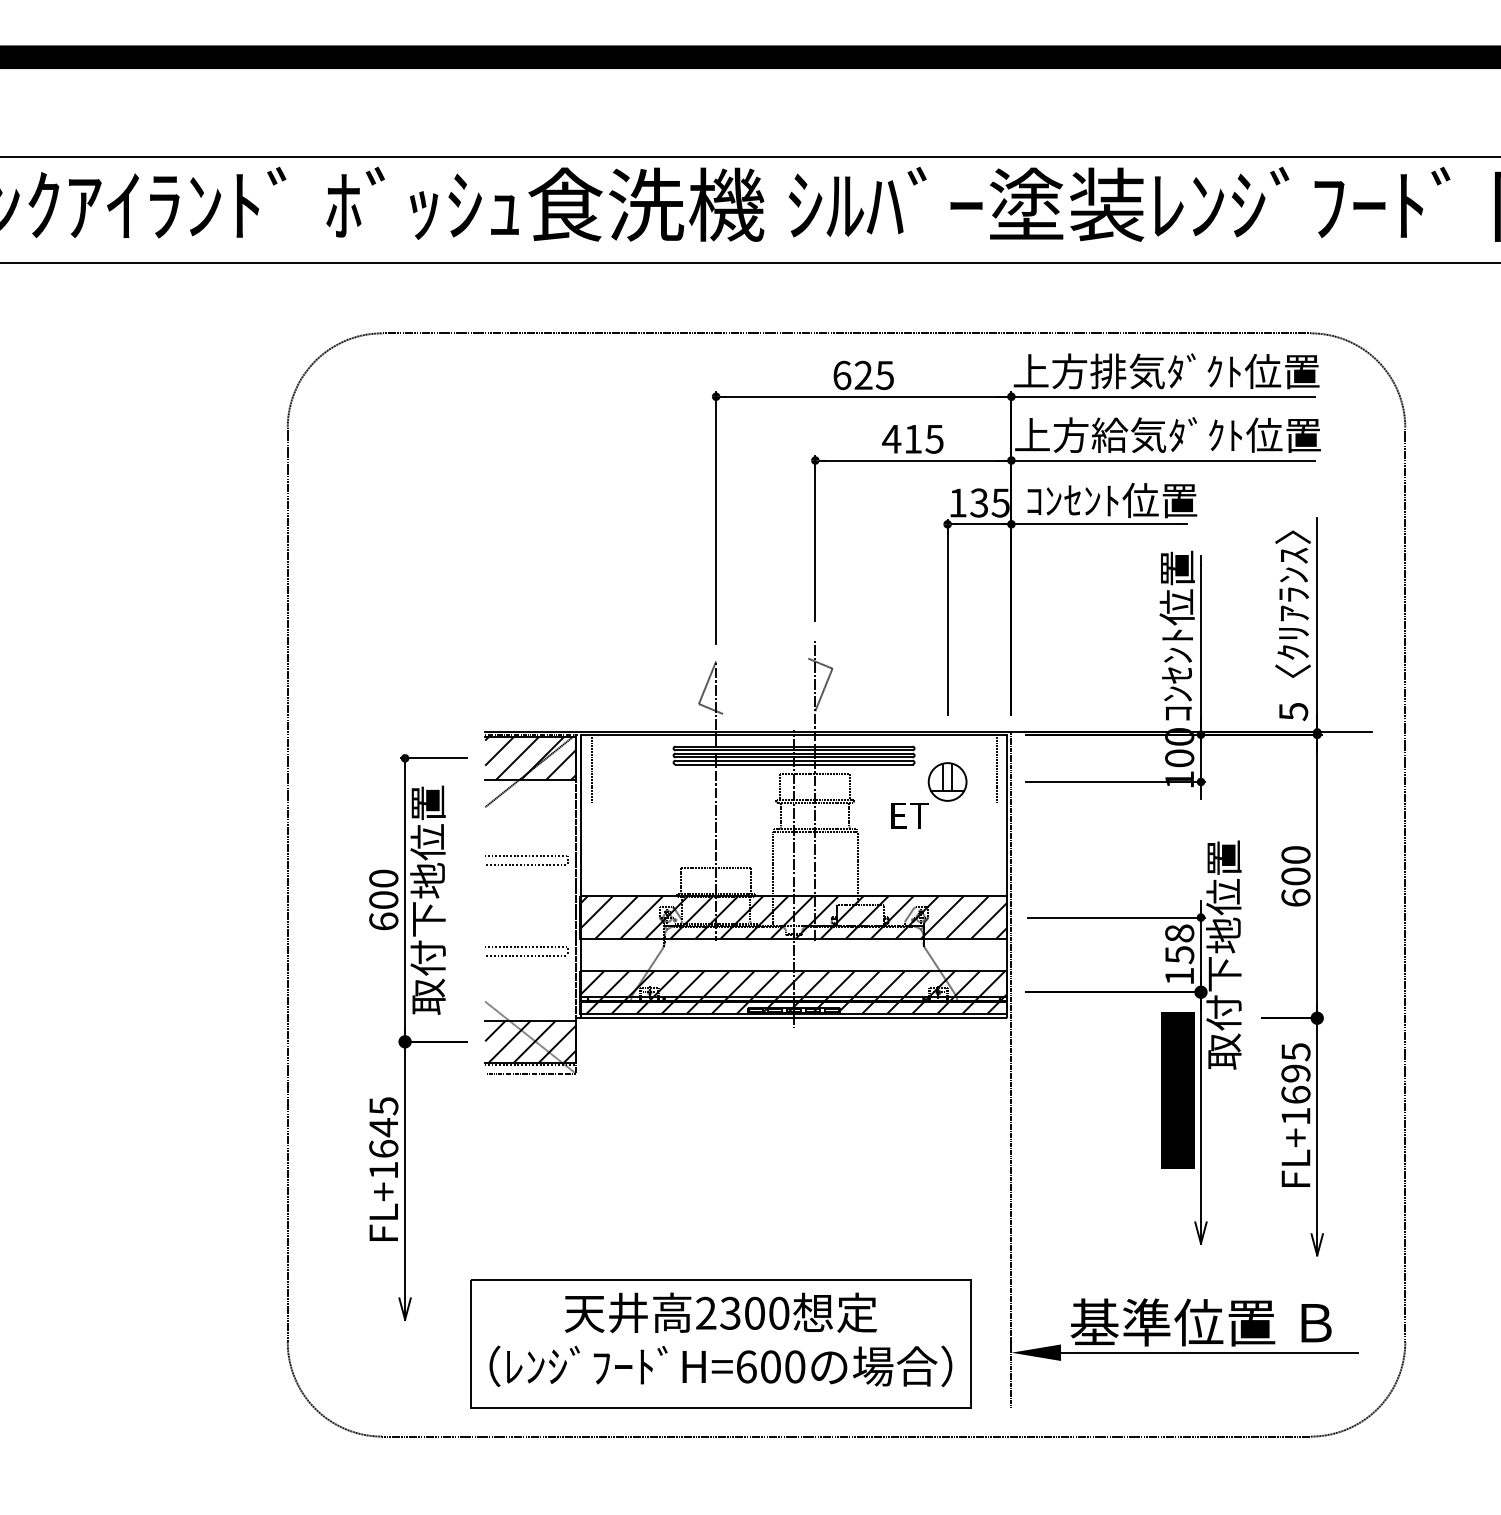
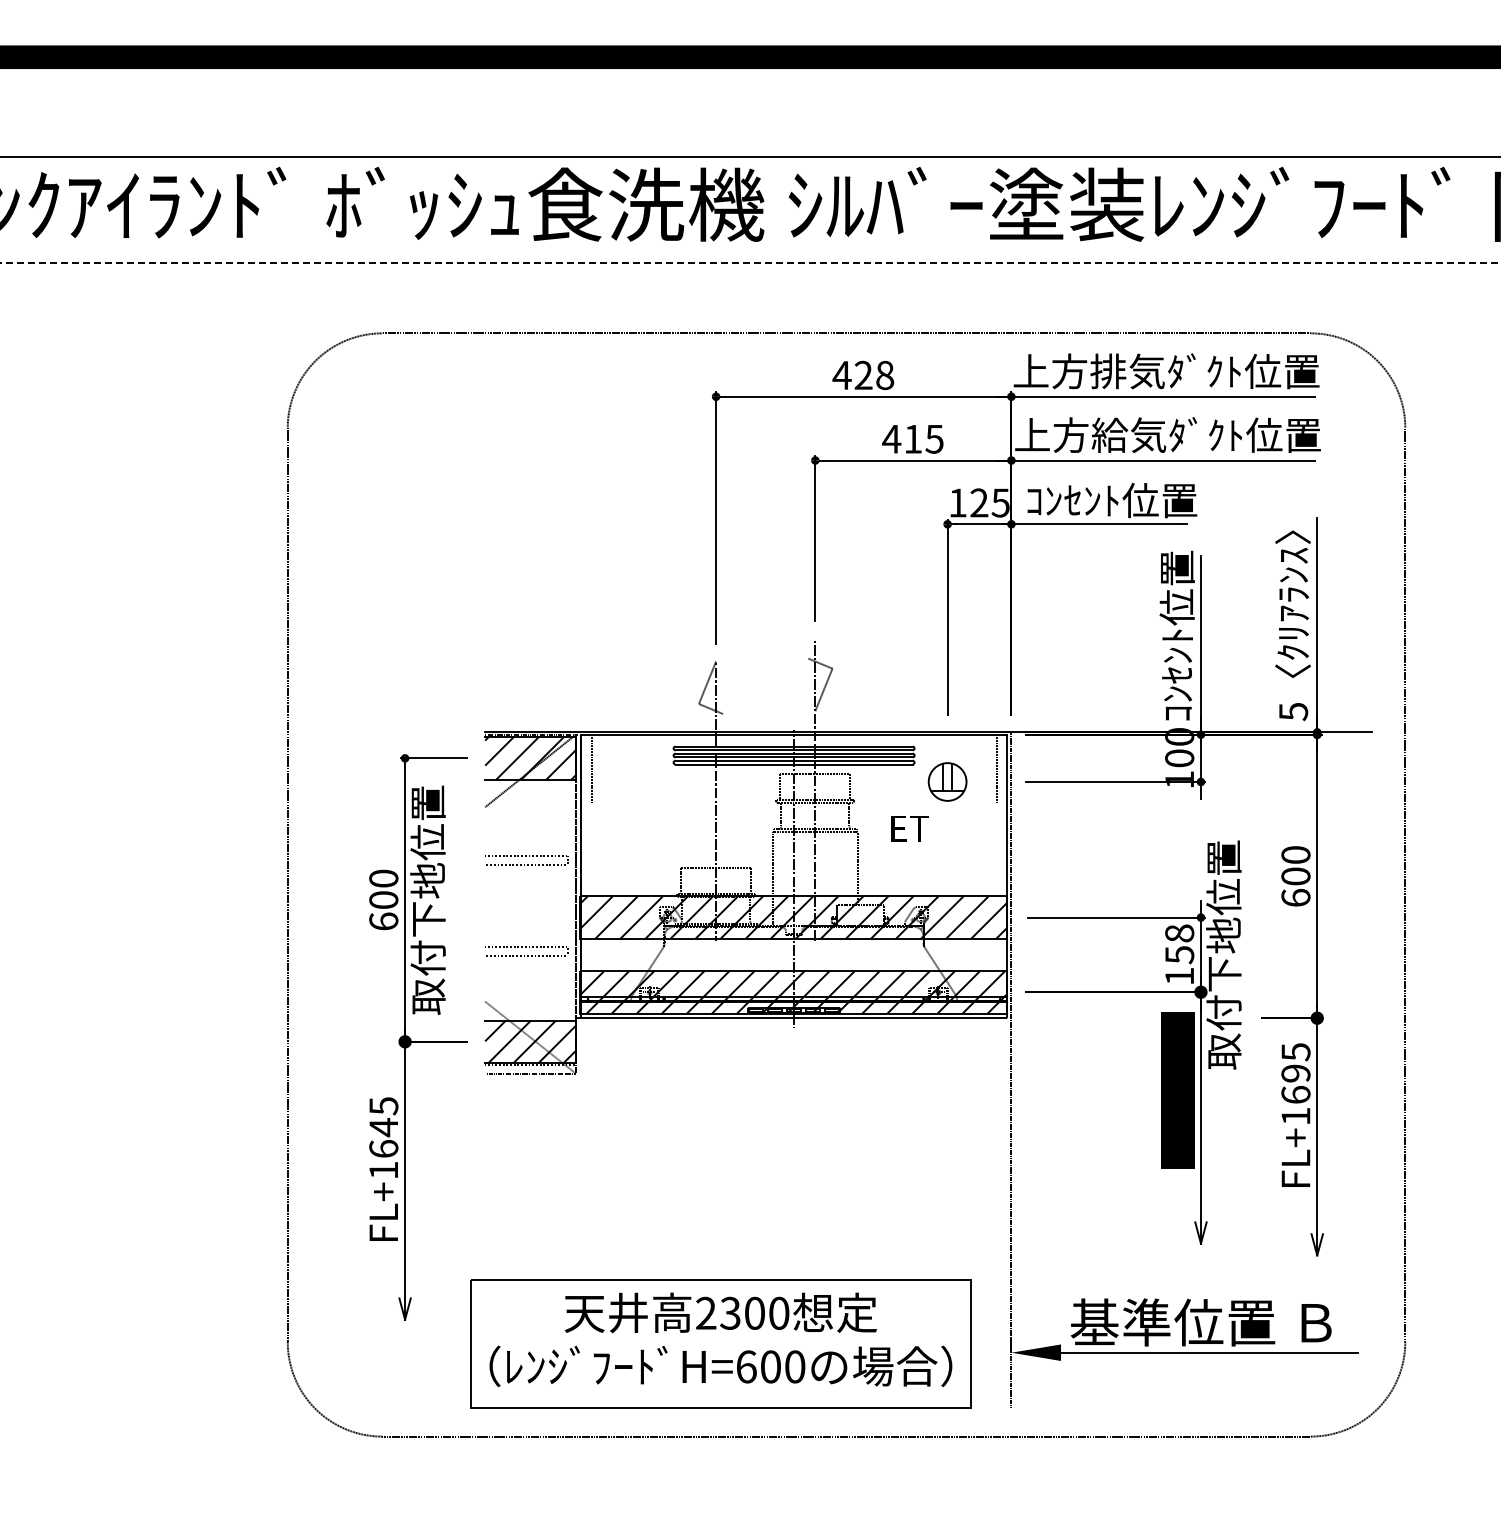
line: solid -> dashed (750, 263)
text: 625 -> 428 (863, 375)
text: 135 -> 125 (979, 502)
text position: (909, 815) -> (909, 828) (909, 828)
